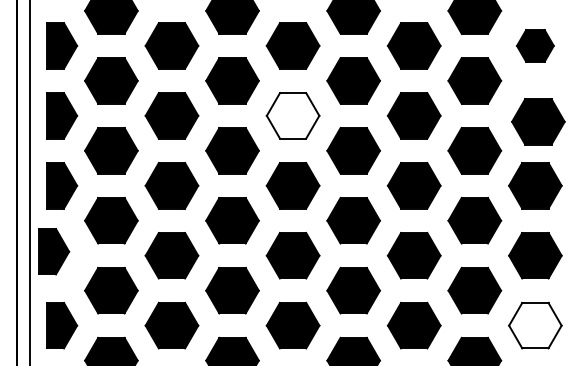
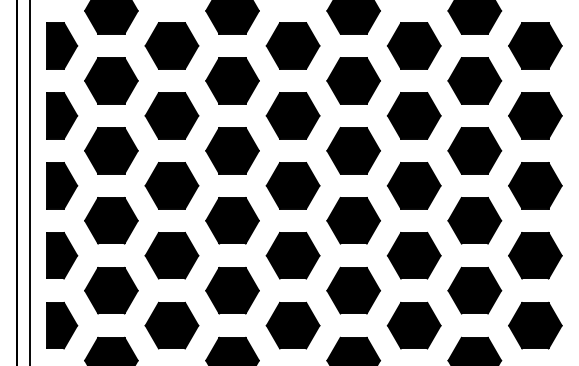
part size: 39x34 px -> 55x48 px (535, 45)
fill: none -> present (292, 115)
part position: (538, 121) -> (535, 115) (535, 115)
part position: (54, 251) -> (62, 255) (62, 255)
fill: none -> present (535, 325)
